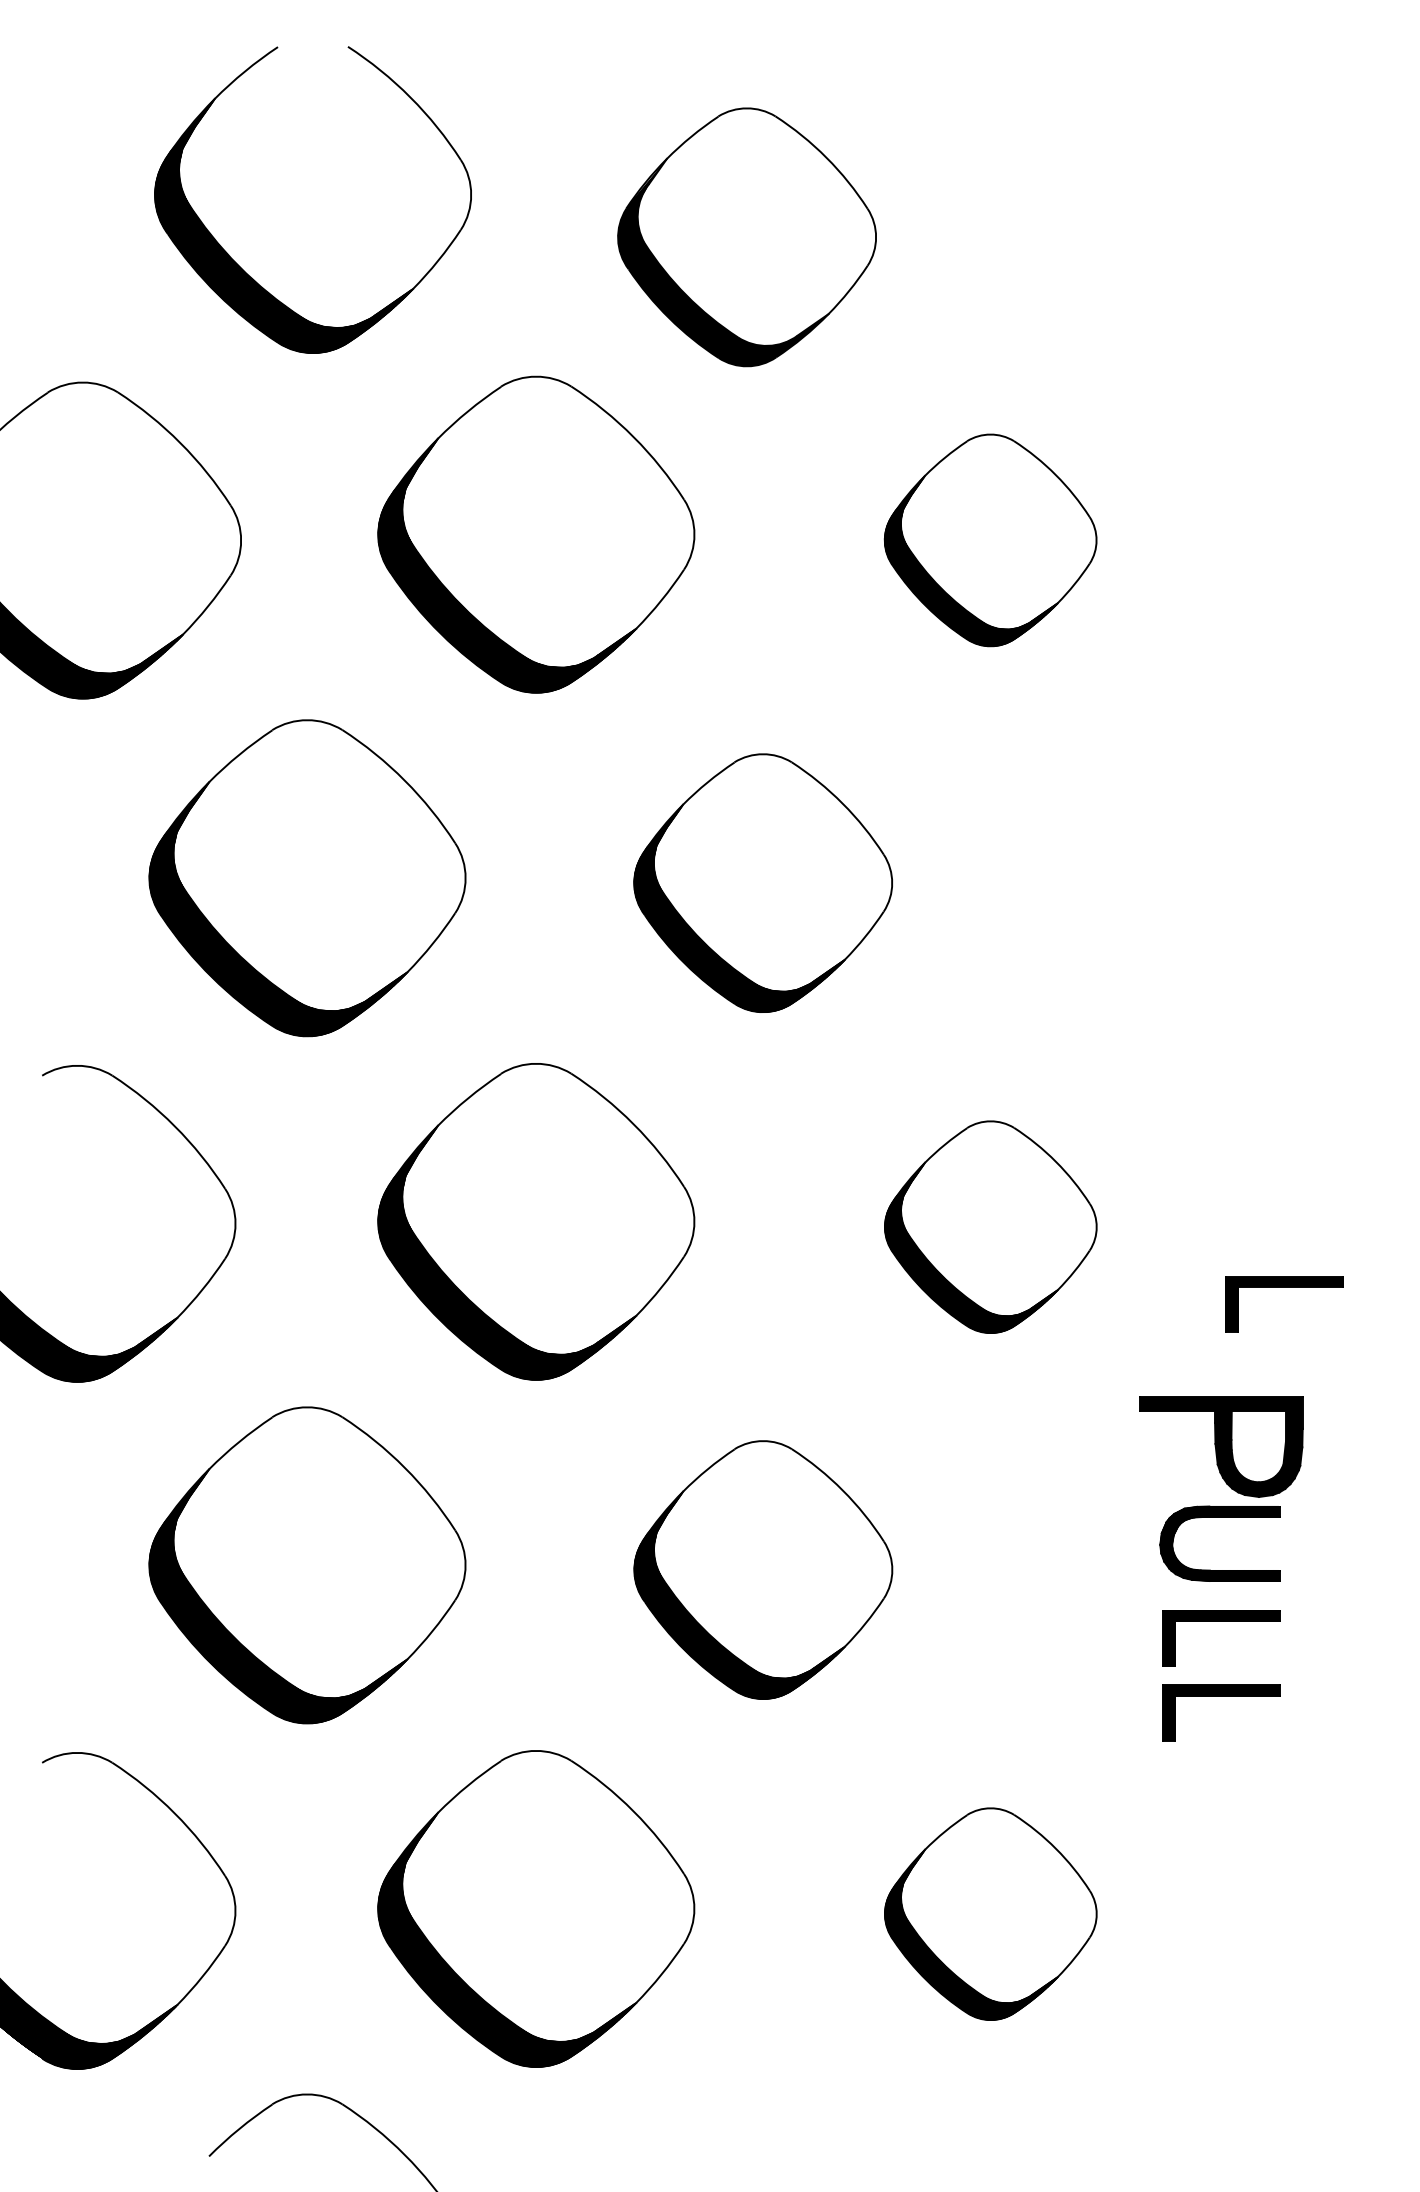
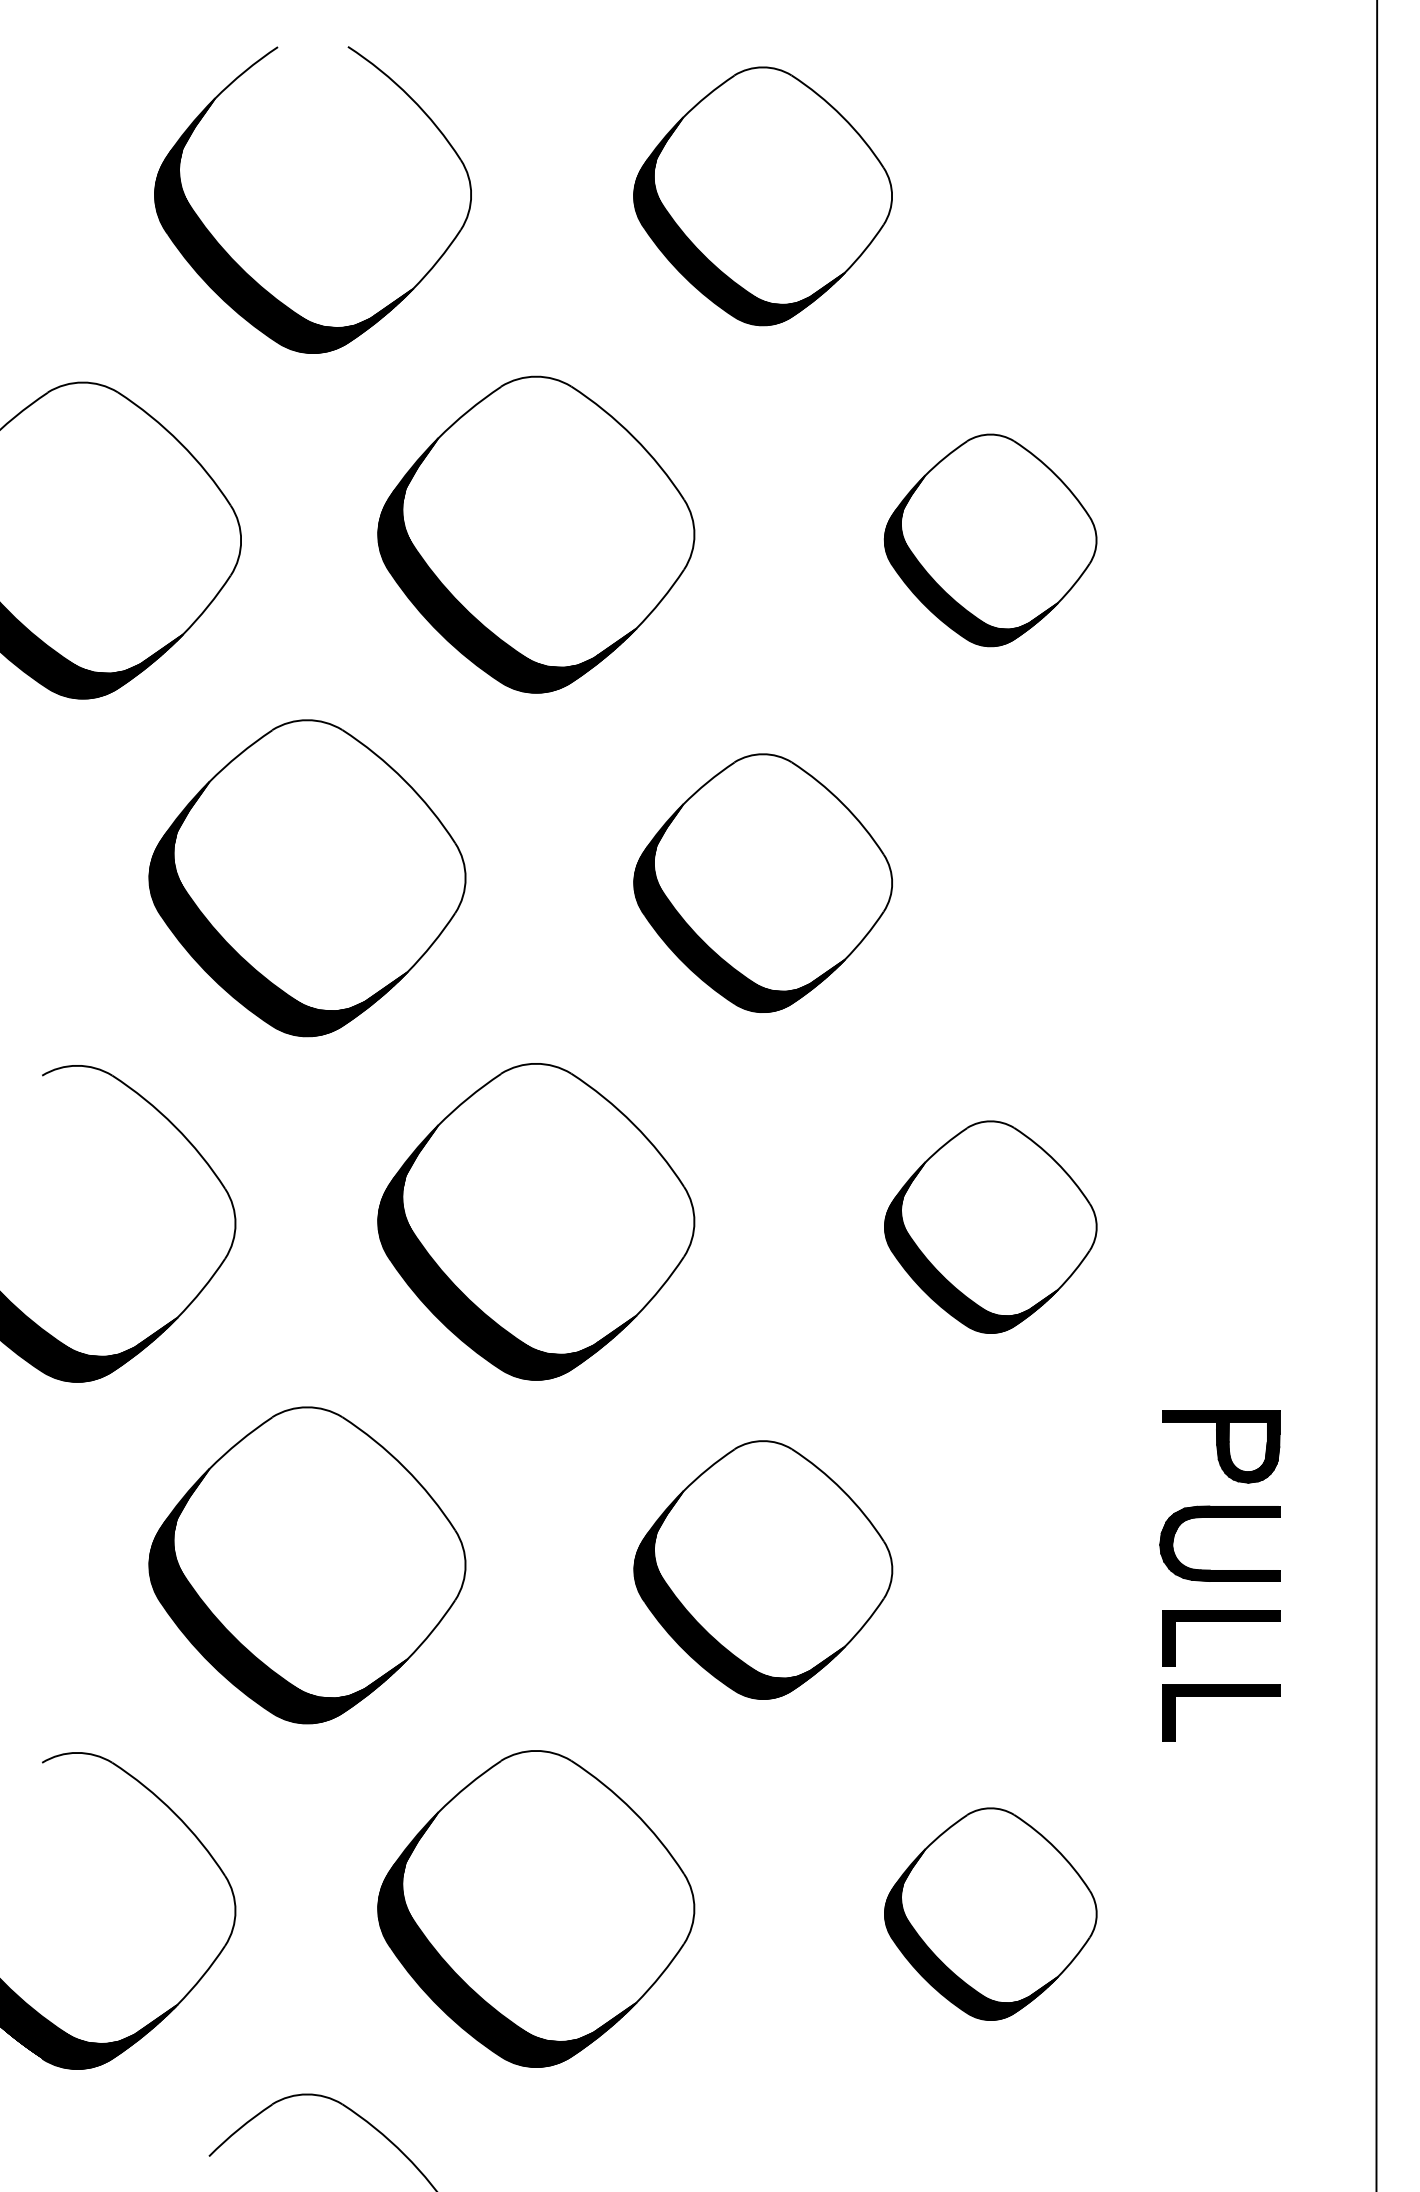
part position: (746, 237) -> (762, 196) (762, 196)
line: none -> present (1376, 1095)
part: present -> none (1284, 1287)
part size: 165x102 px -> 119x74 px (1221, 1446)
